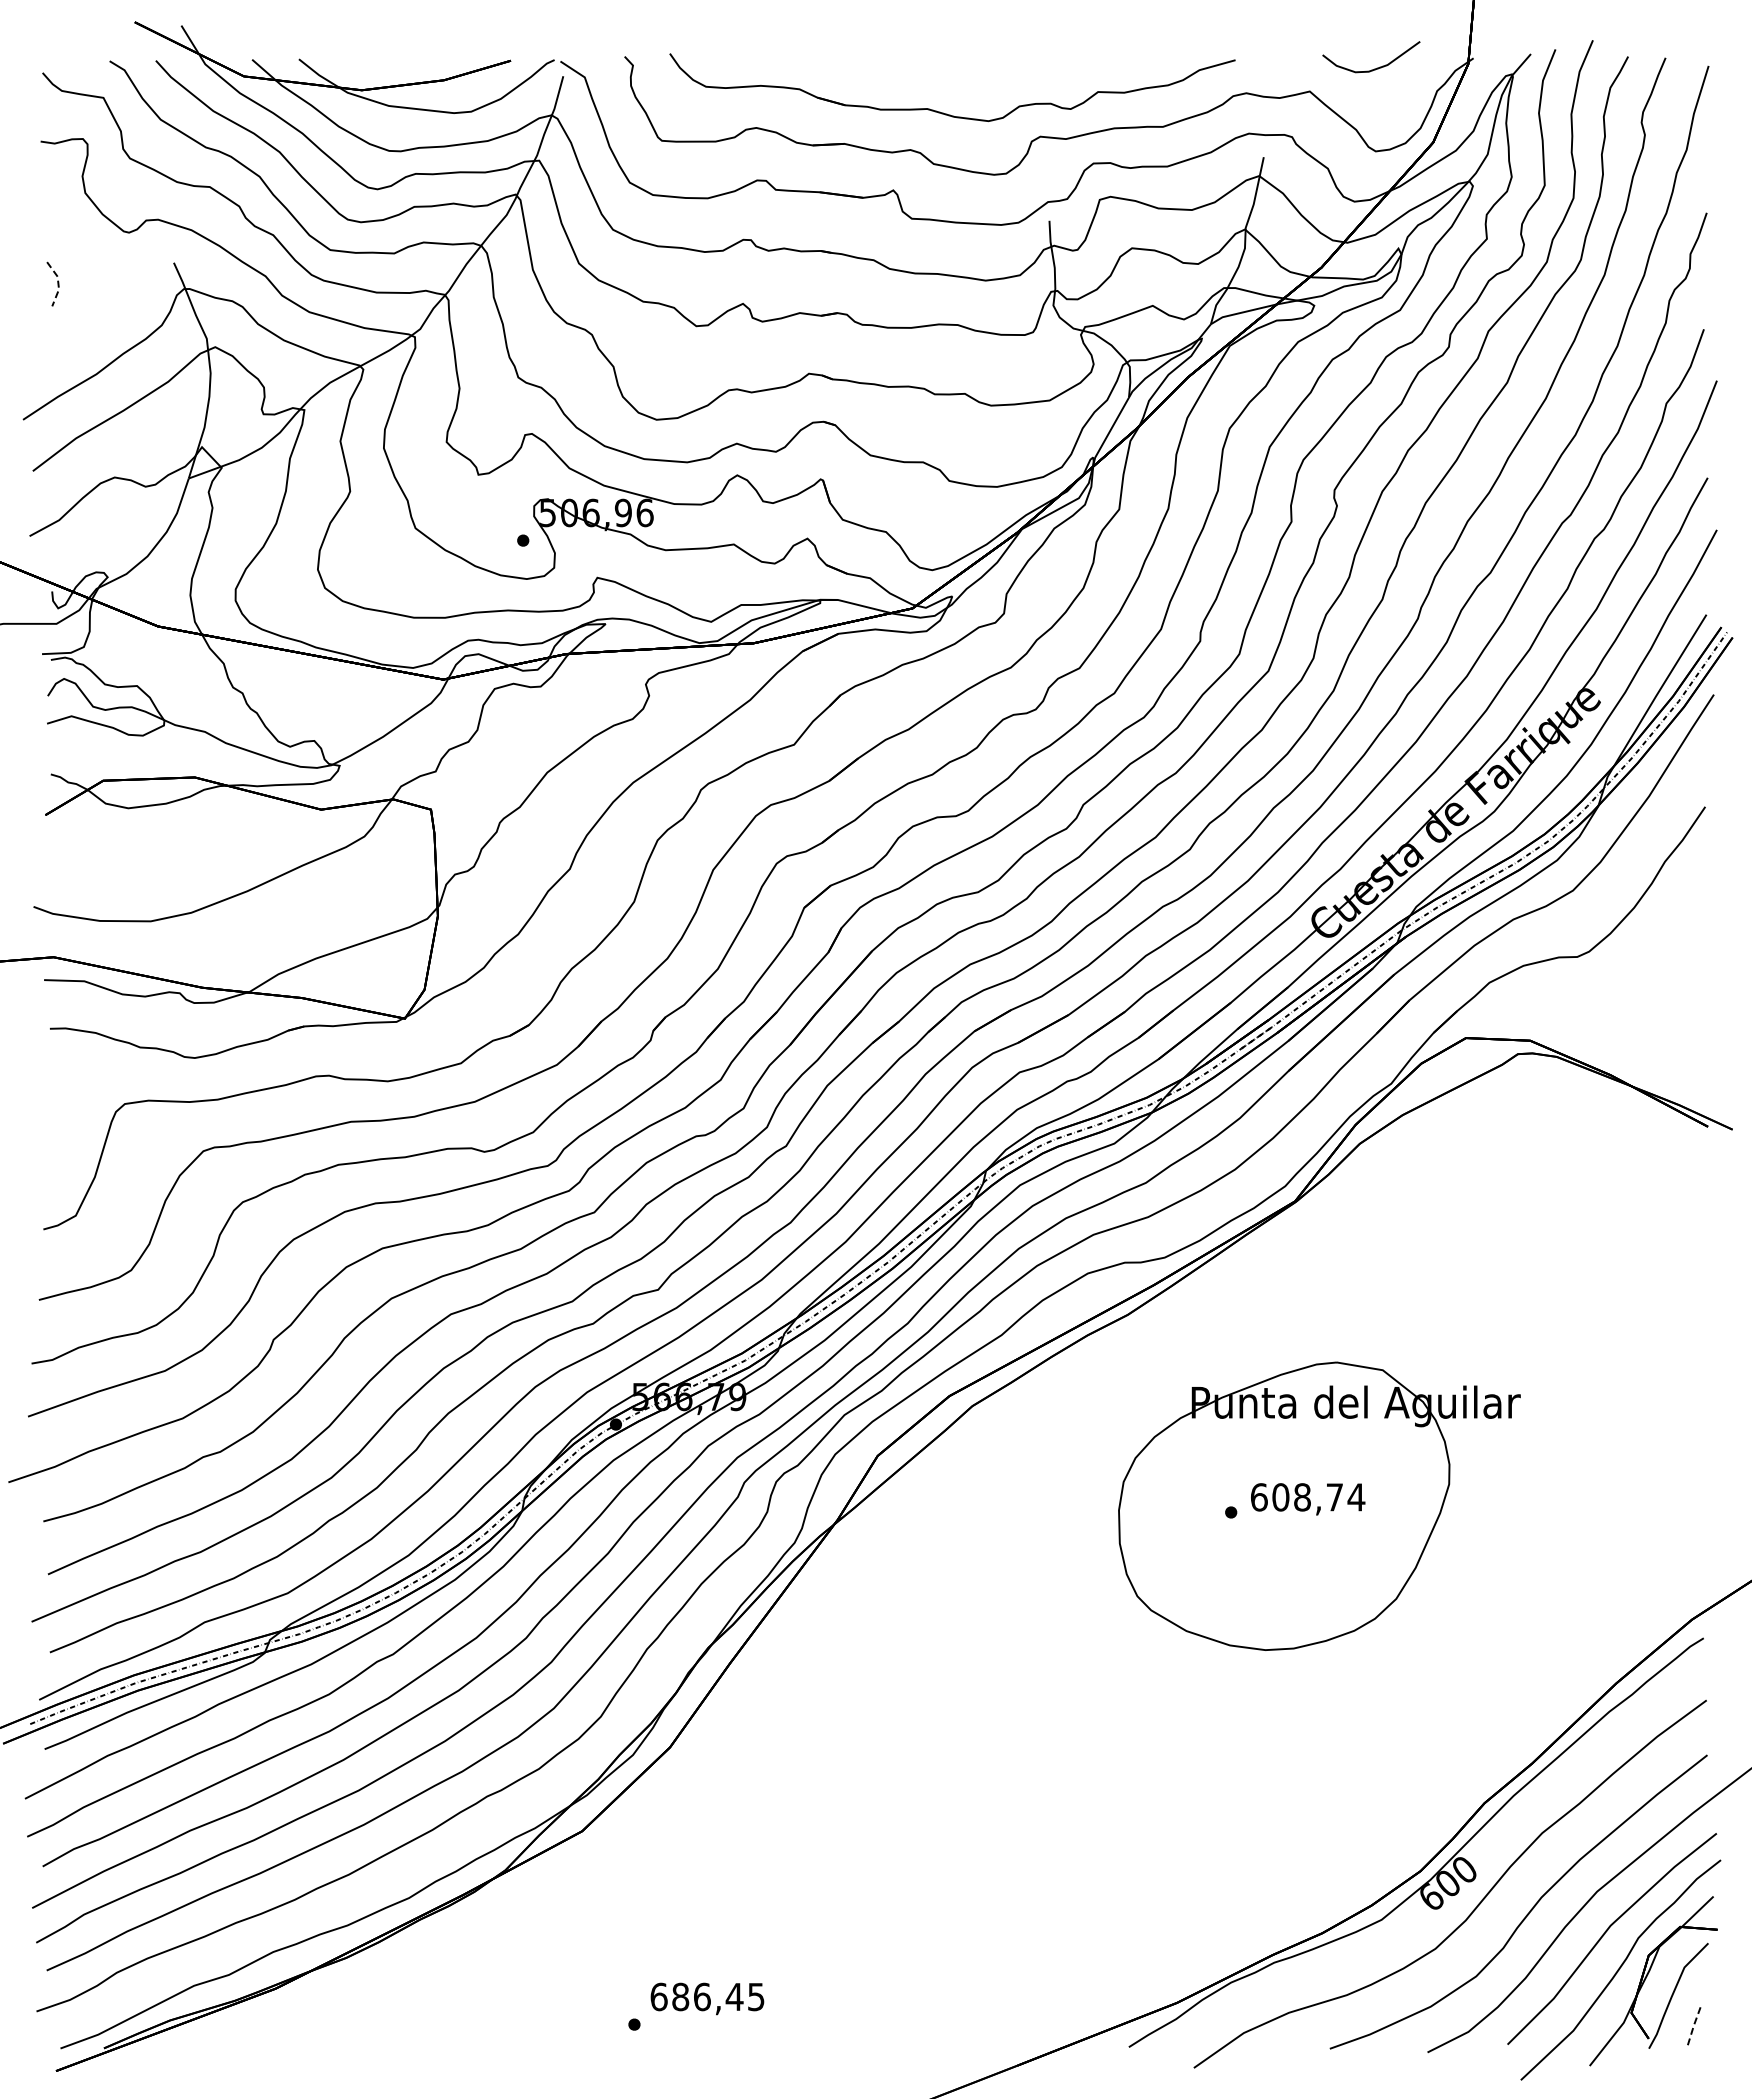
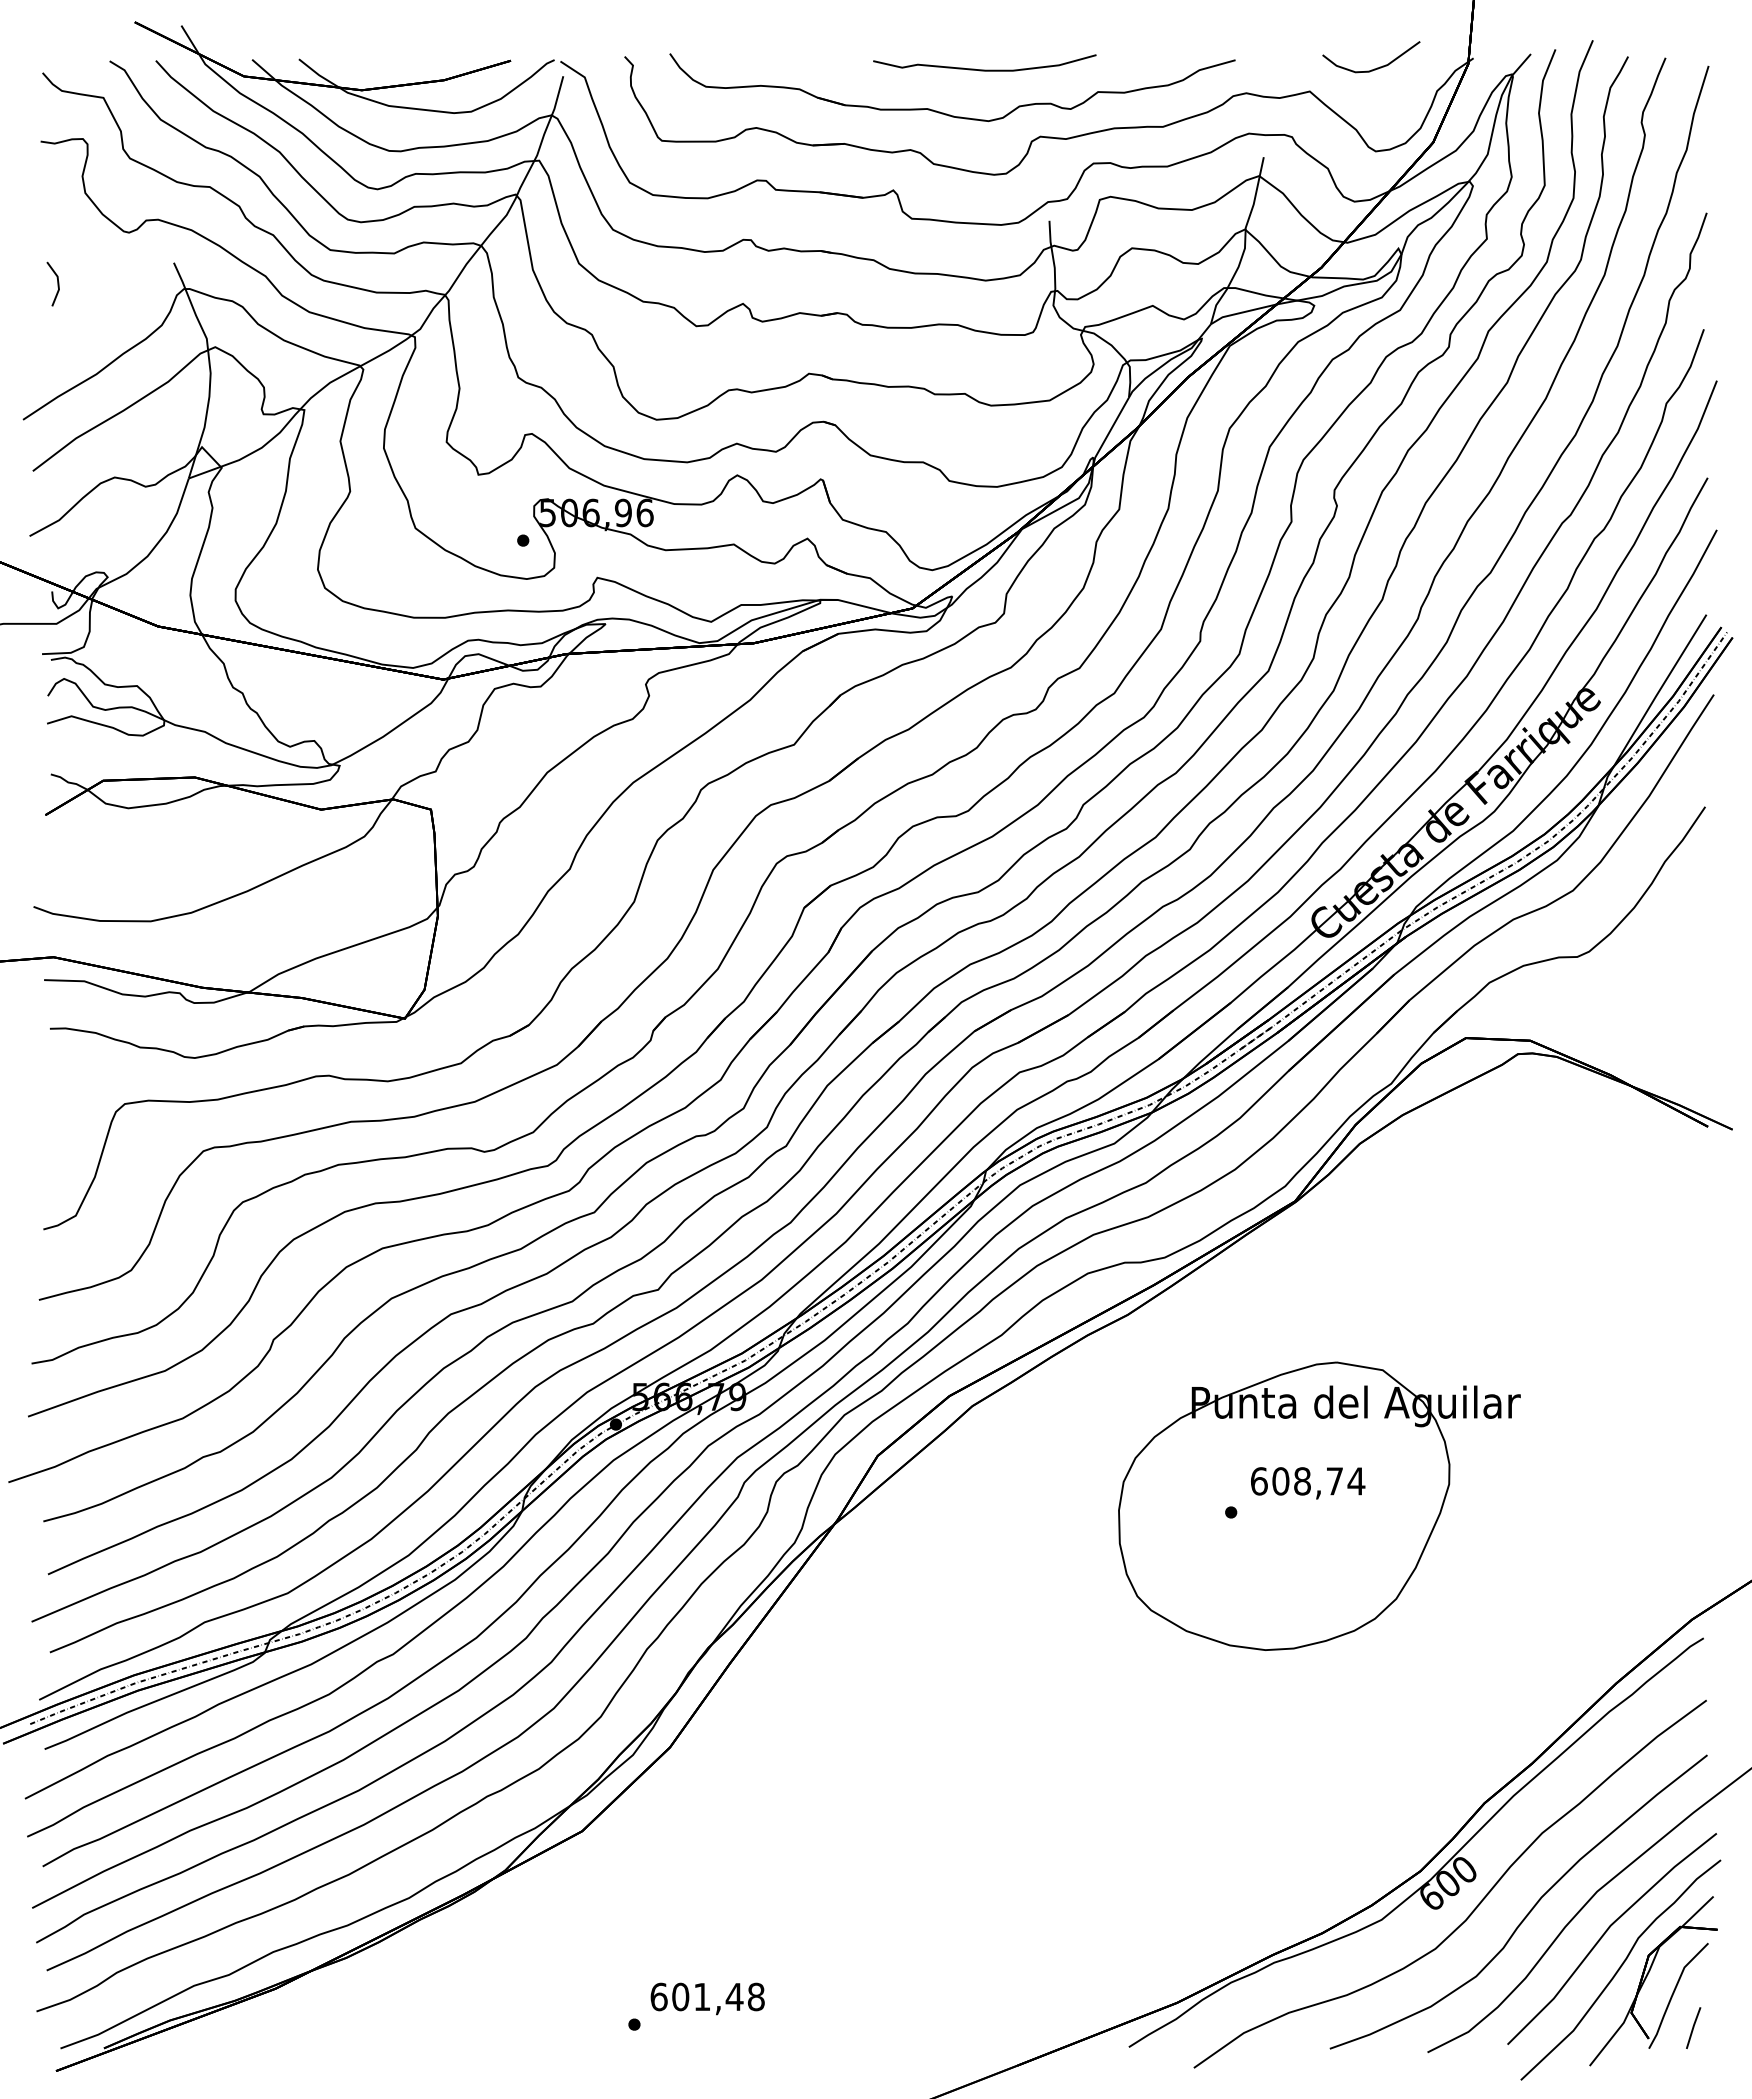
curve: none -> present (984, 69)
line: dashed -> solid (58, 283)
text position: (1308, 1499) -> (1308, 1483) (1308, 1483)
text: 686,45 -> 601,48 (718, 1996)
line: dashed -> solid (1693, 2027)
